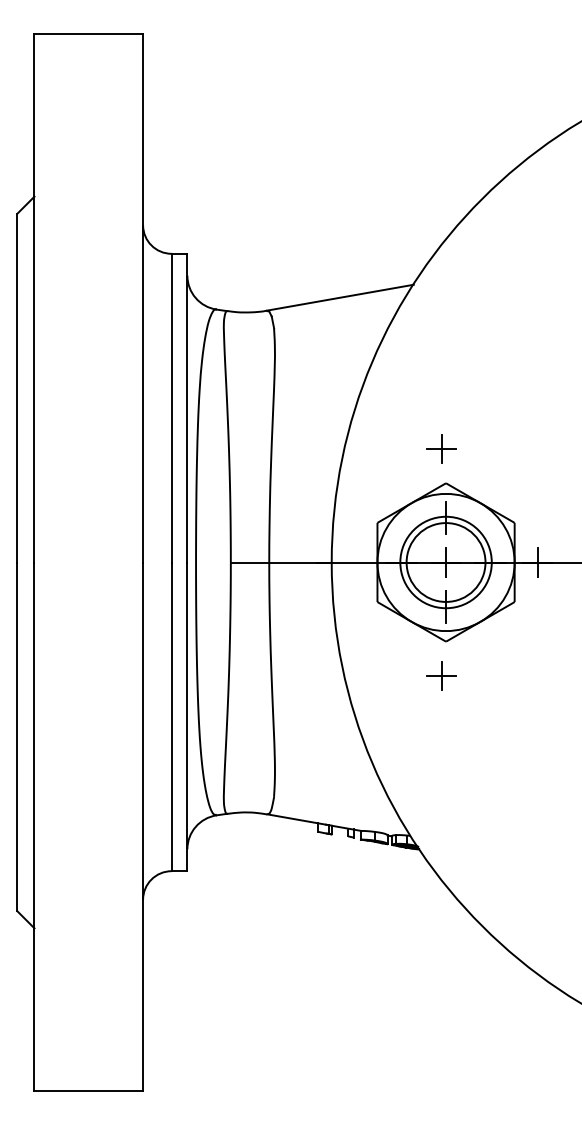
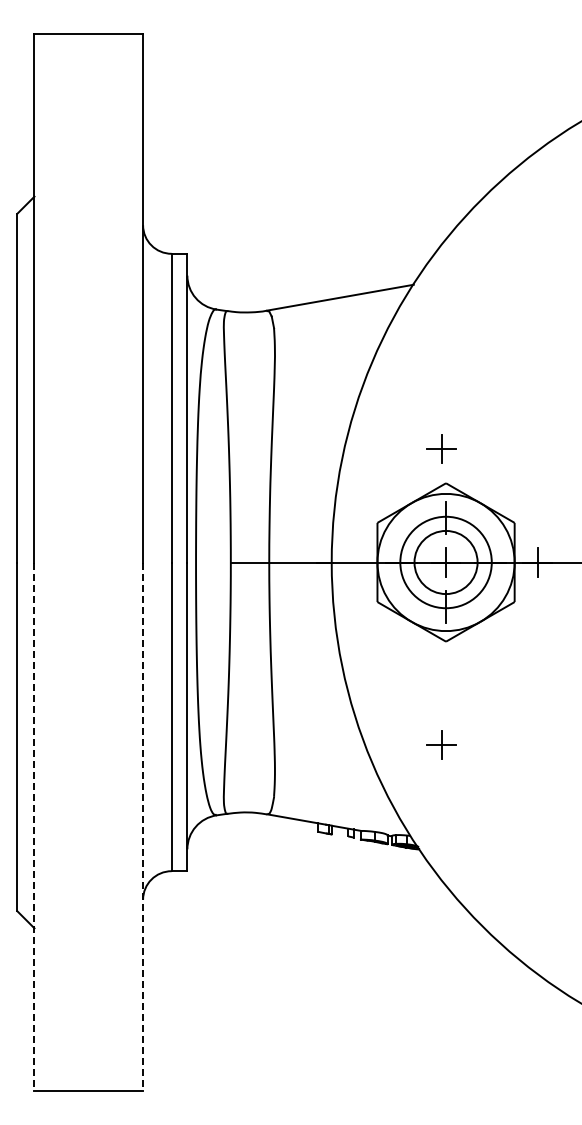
circle diameter: 79 px -> 63 px (445, 562)
part position: (441, 675) -> (441, 744) (441, 744)
line: solid -> dashed (34, 827)
line: solid -> dashed (143, 827)
